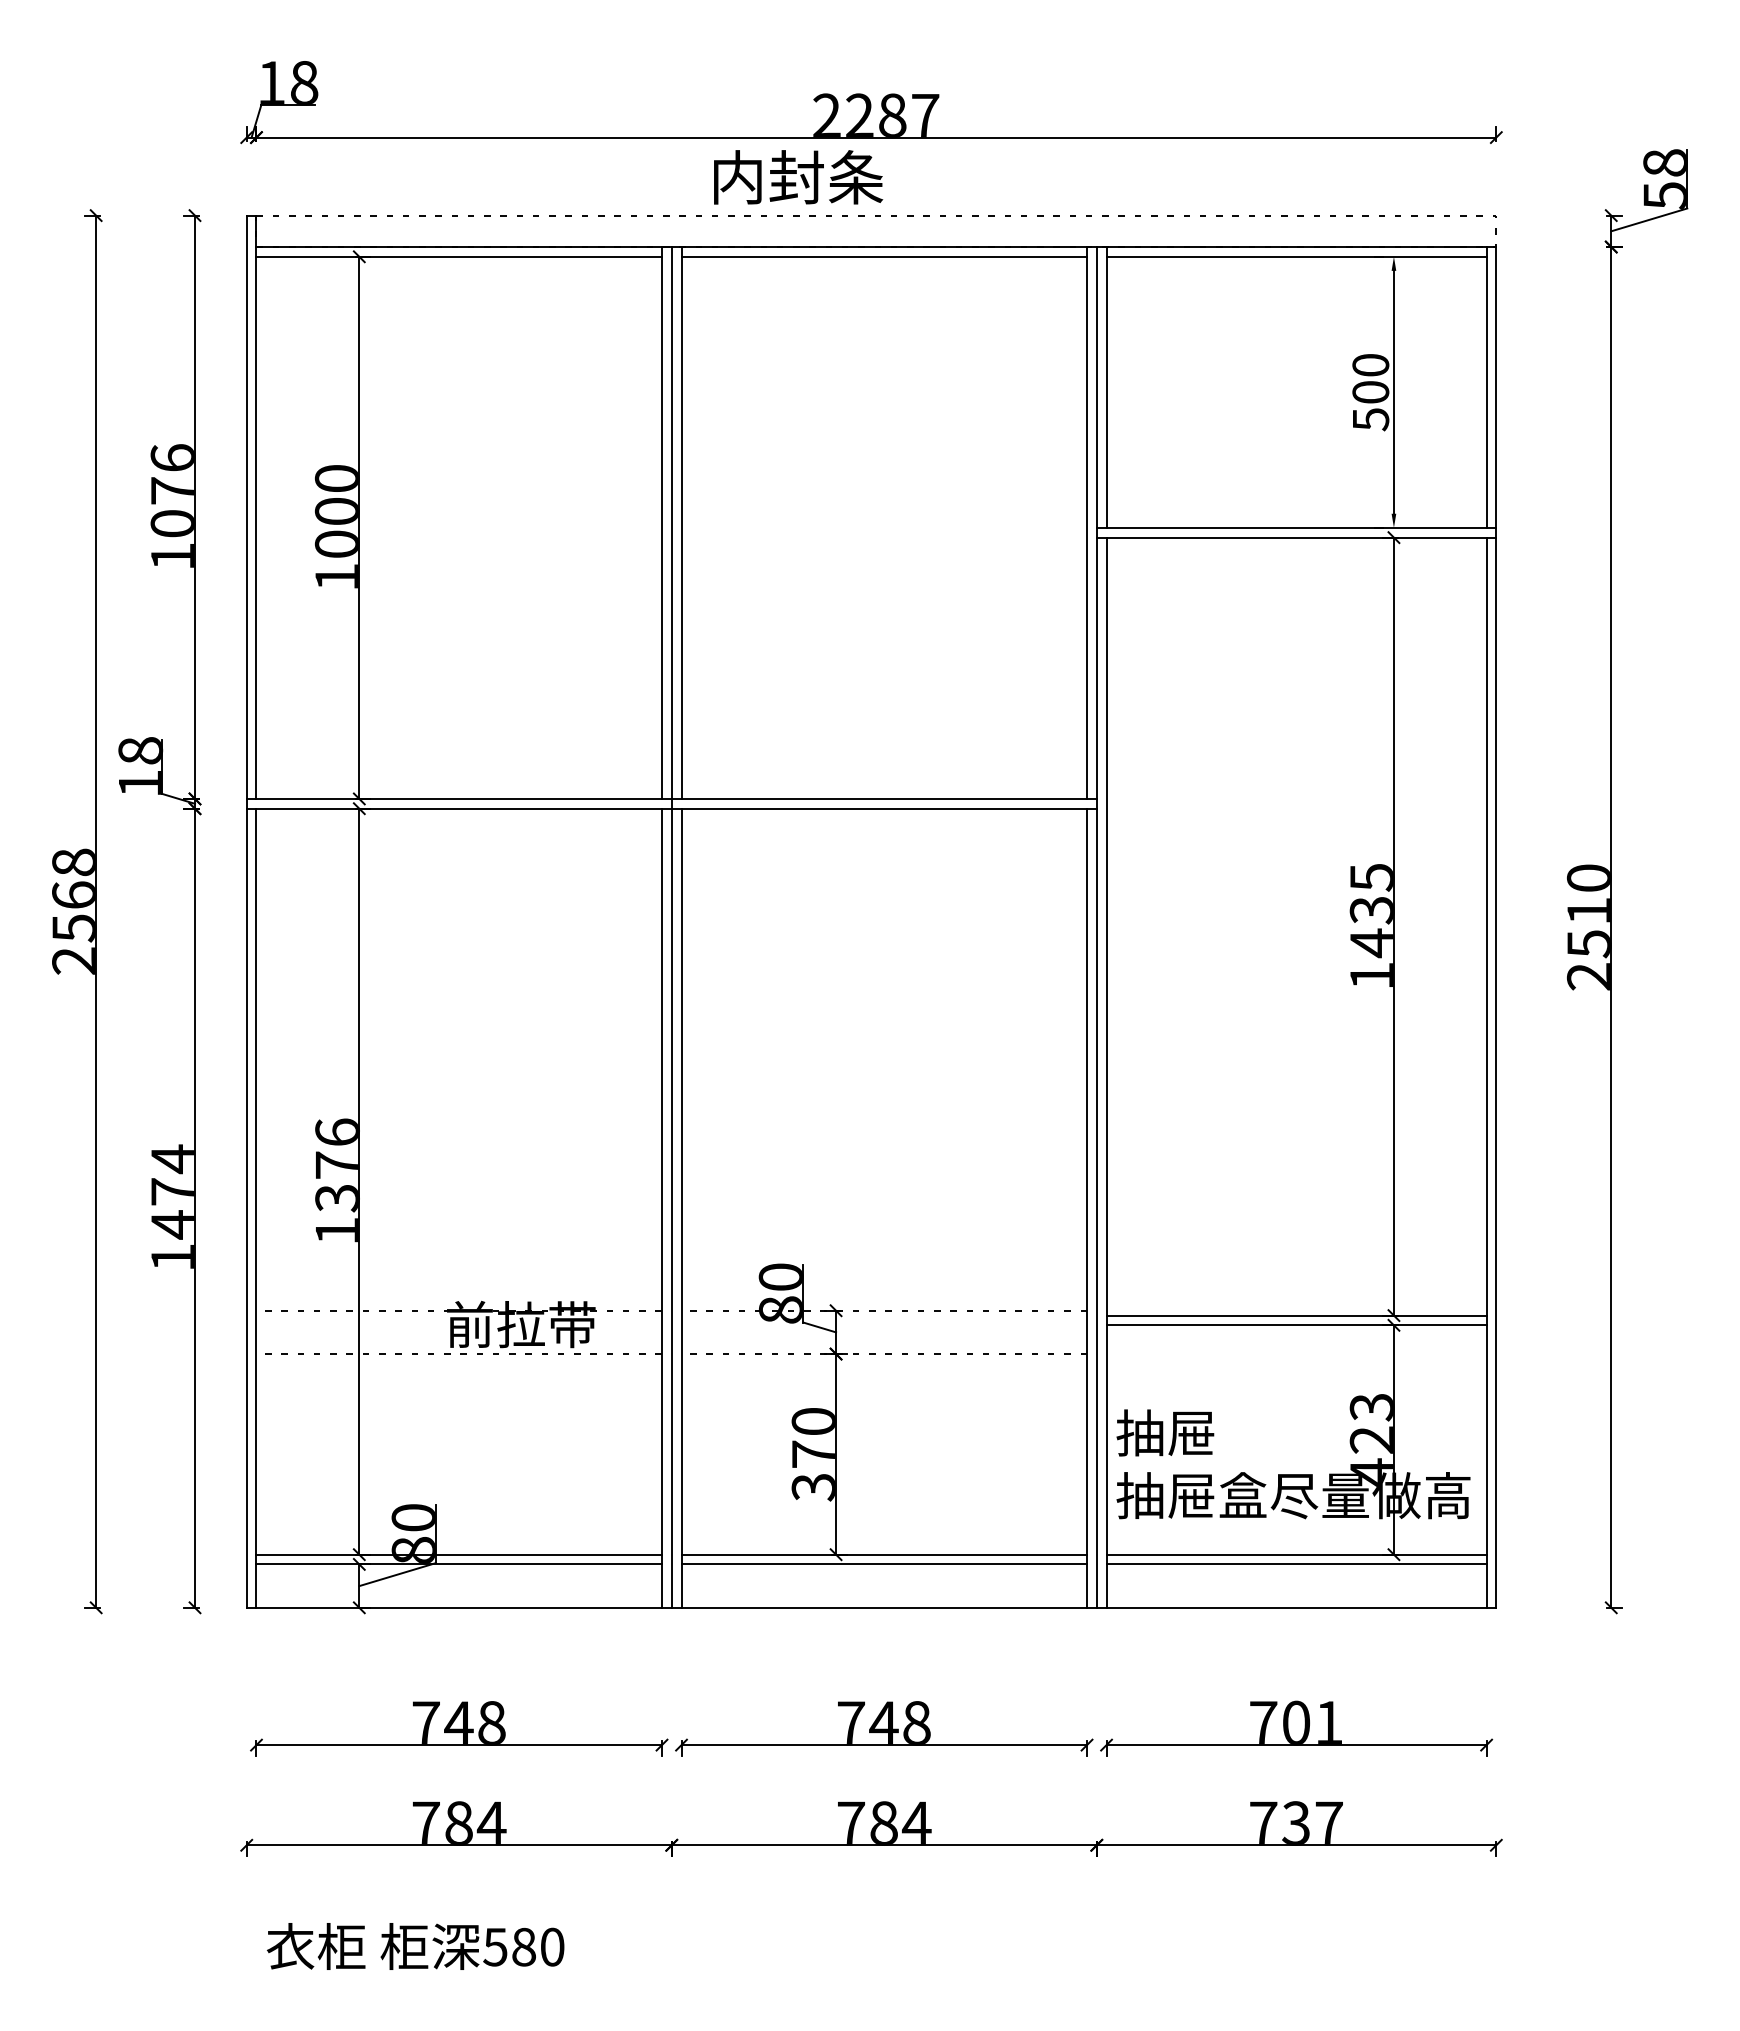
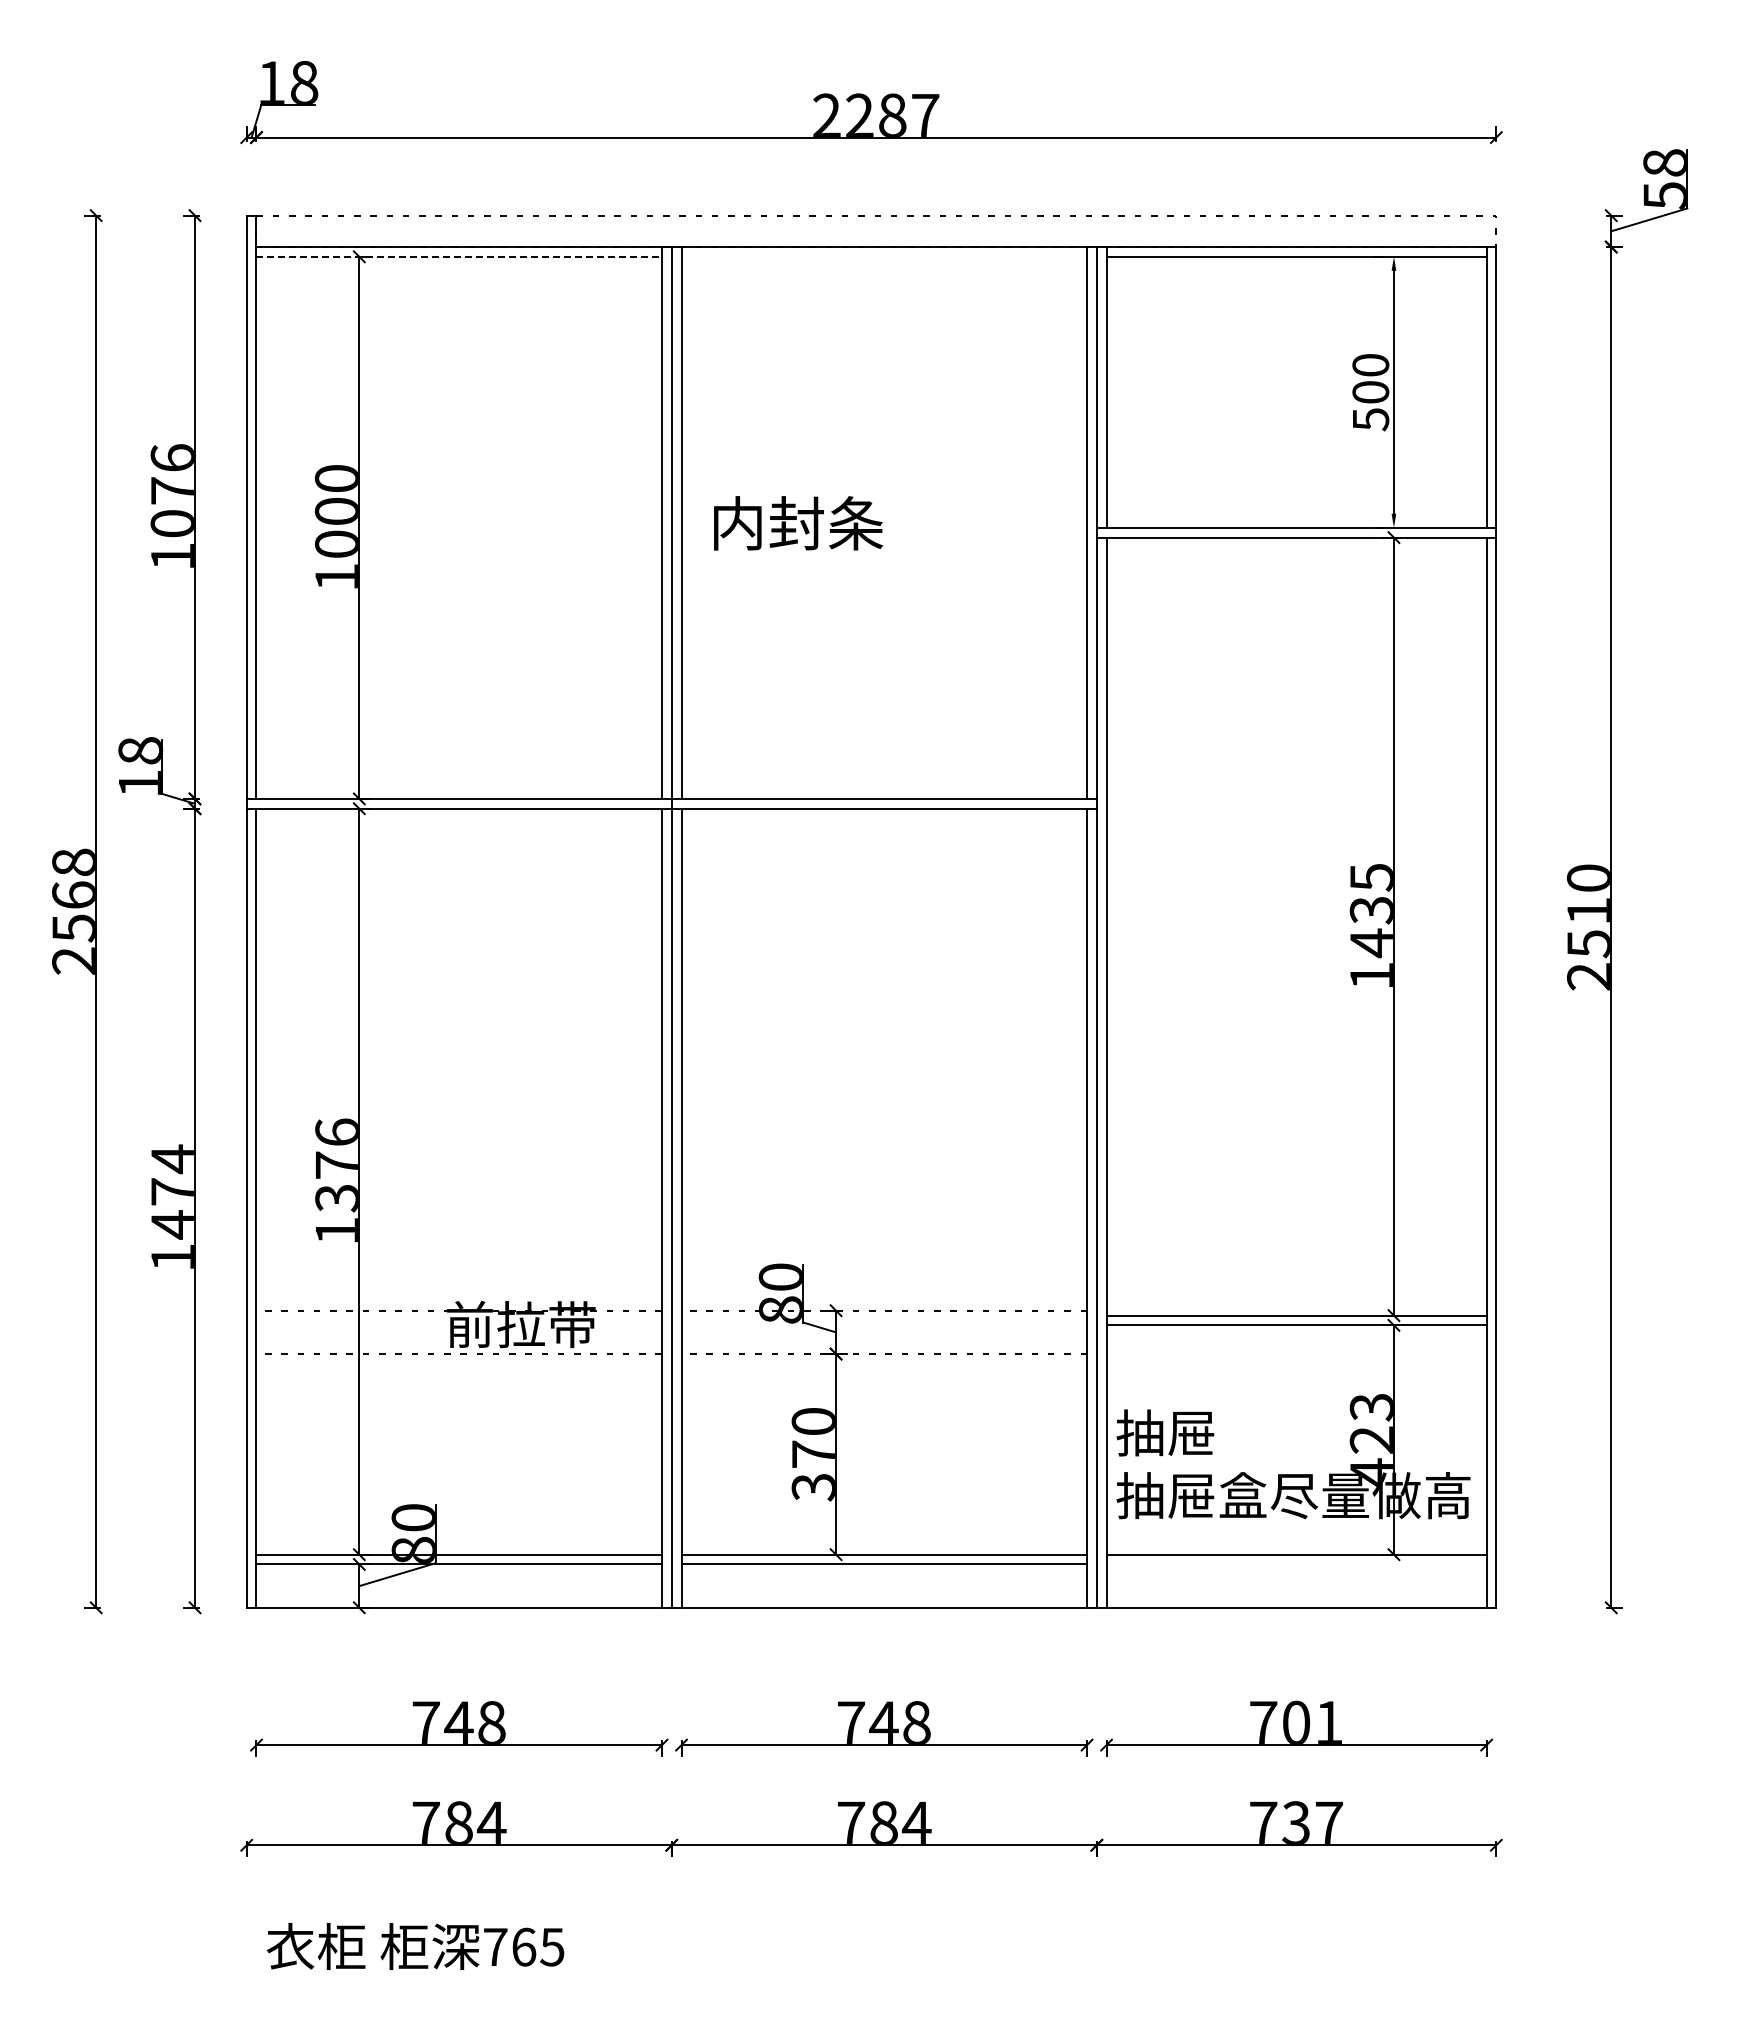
text position: (798, 177) -> (798, 523) (798, 523)
line: solid -> dashed (459, 256)
line: present -> none (884, 256)
line: present -> none (1296, 1564)
text: 580 -> 765 (523, 1946)
